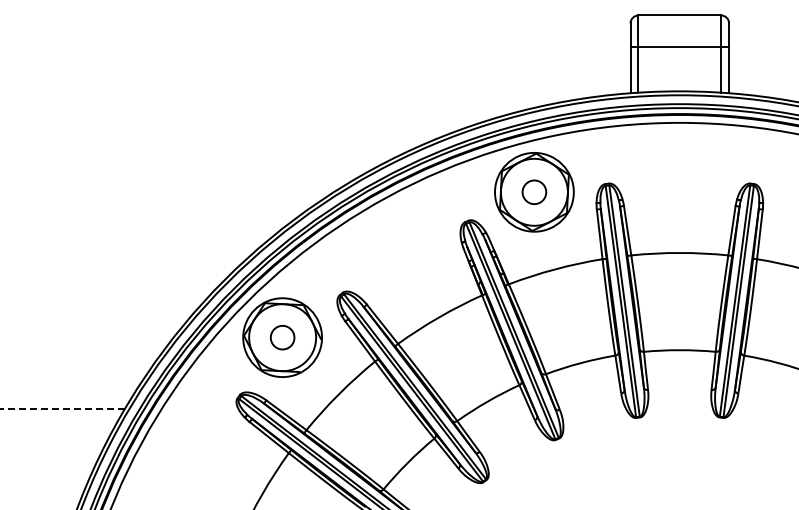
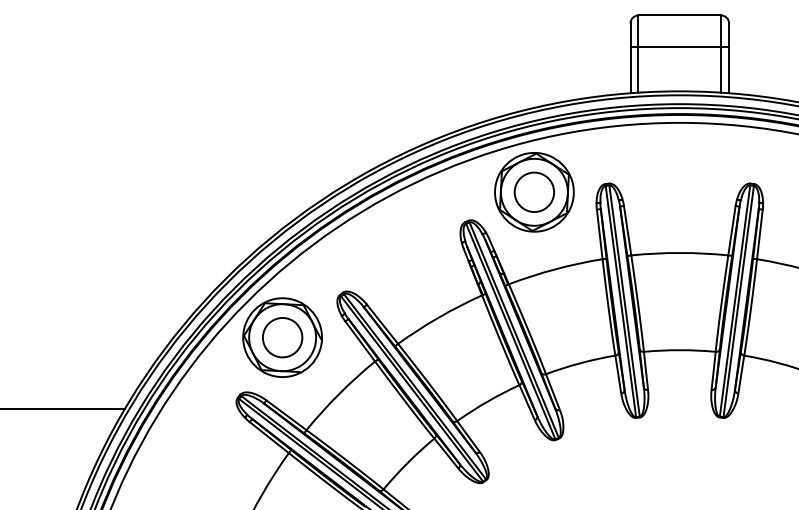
circle diameter: 24 px -> 39 px (534, 192)
circle diameter: 24 px -> 39 px (282, 337)
line: dashed -> solid (62, 409)
